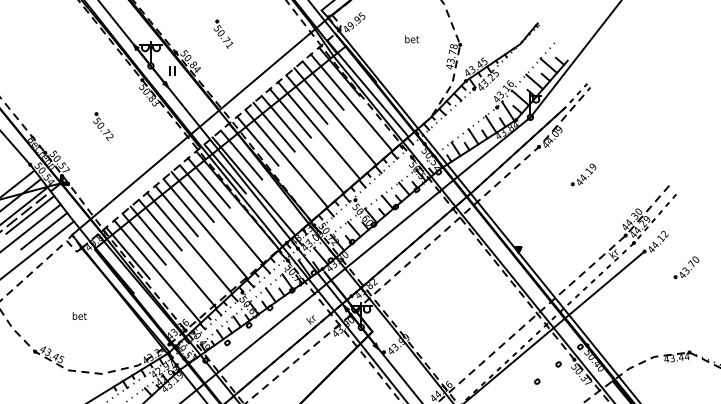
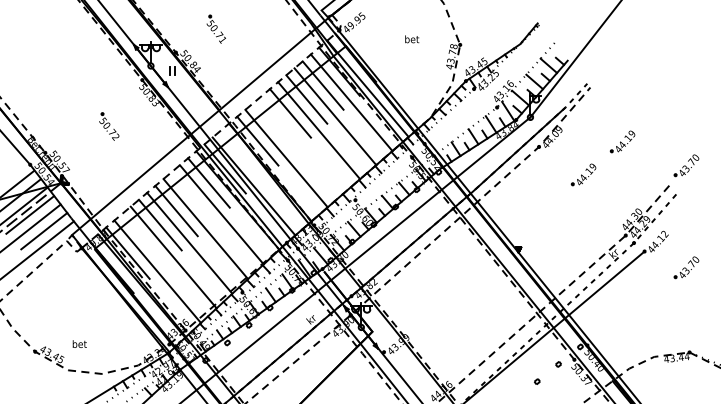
part position: (222, 33) -> (215, 28) (215, 28)
part position: (103, 126) -> (109, 126) (109, 126)
line: present -> none (273, 126)
part: none -> present (622, 141)
line: present -> none (302, 144)
line: present -> none (241, 154)
part: none -> present (686, 165)
line: present -> none (192, 196)
line: present -> none (143, 238)
text position: (79, 315) -> (79, 343) (79, 343)
